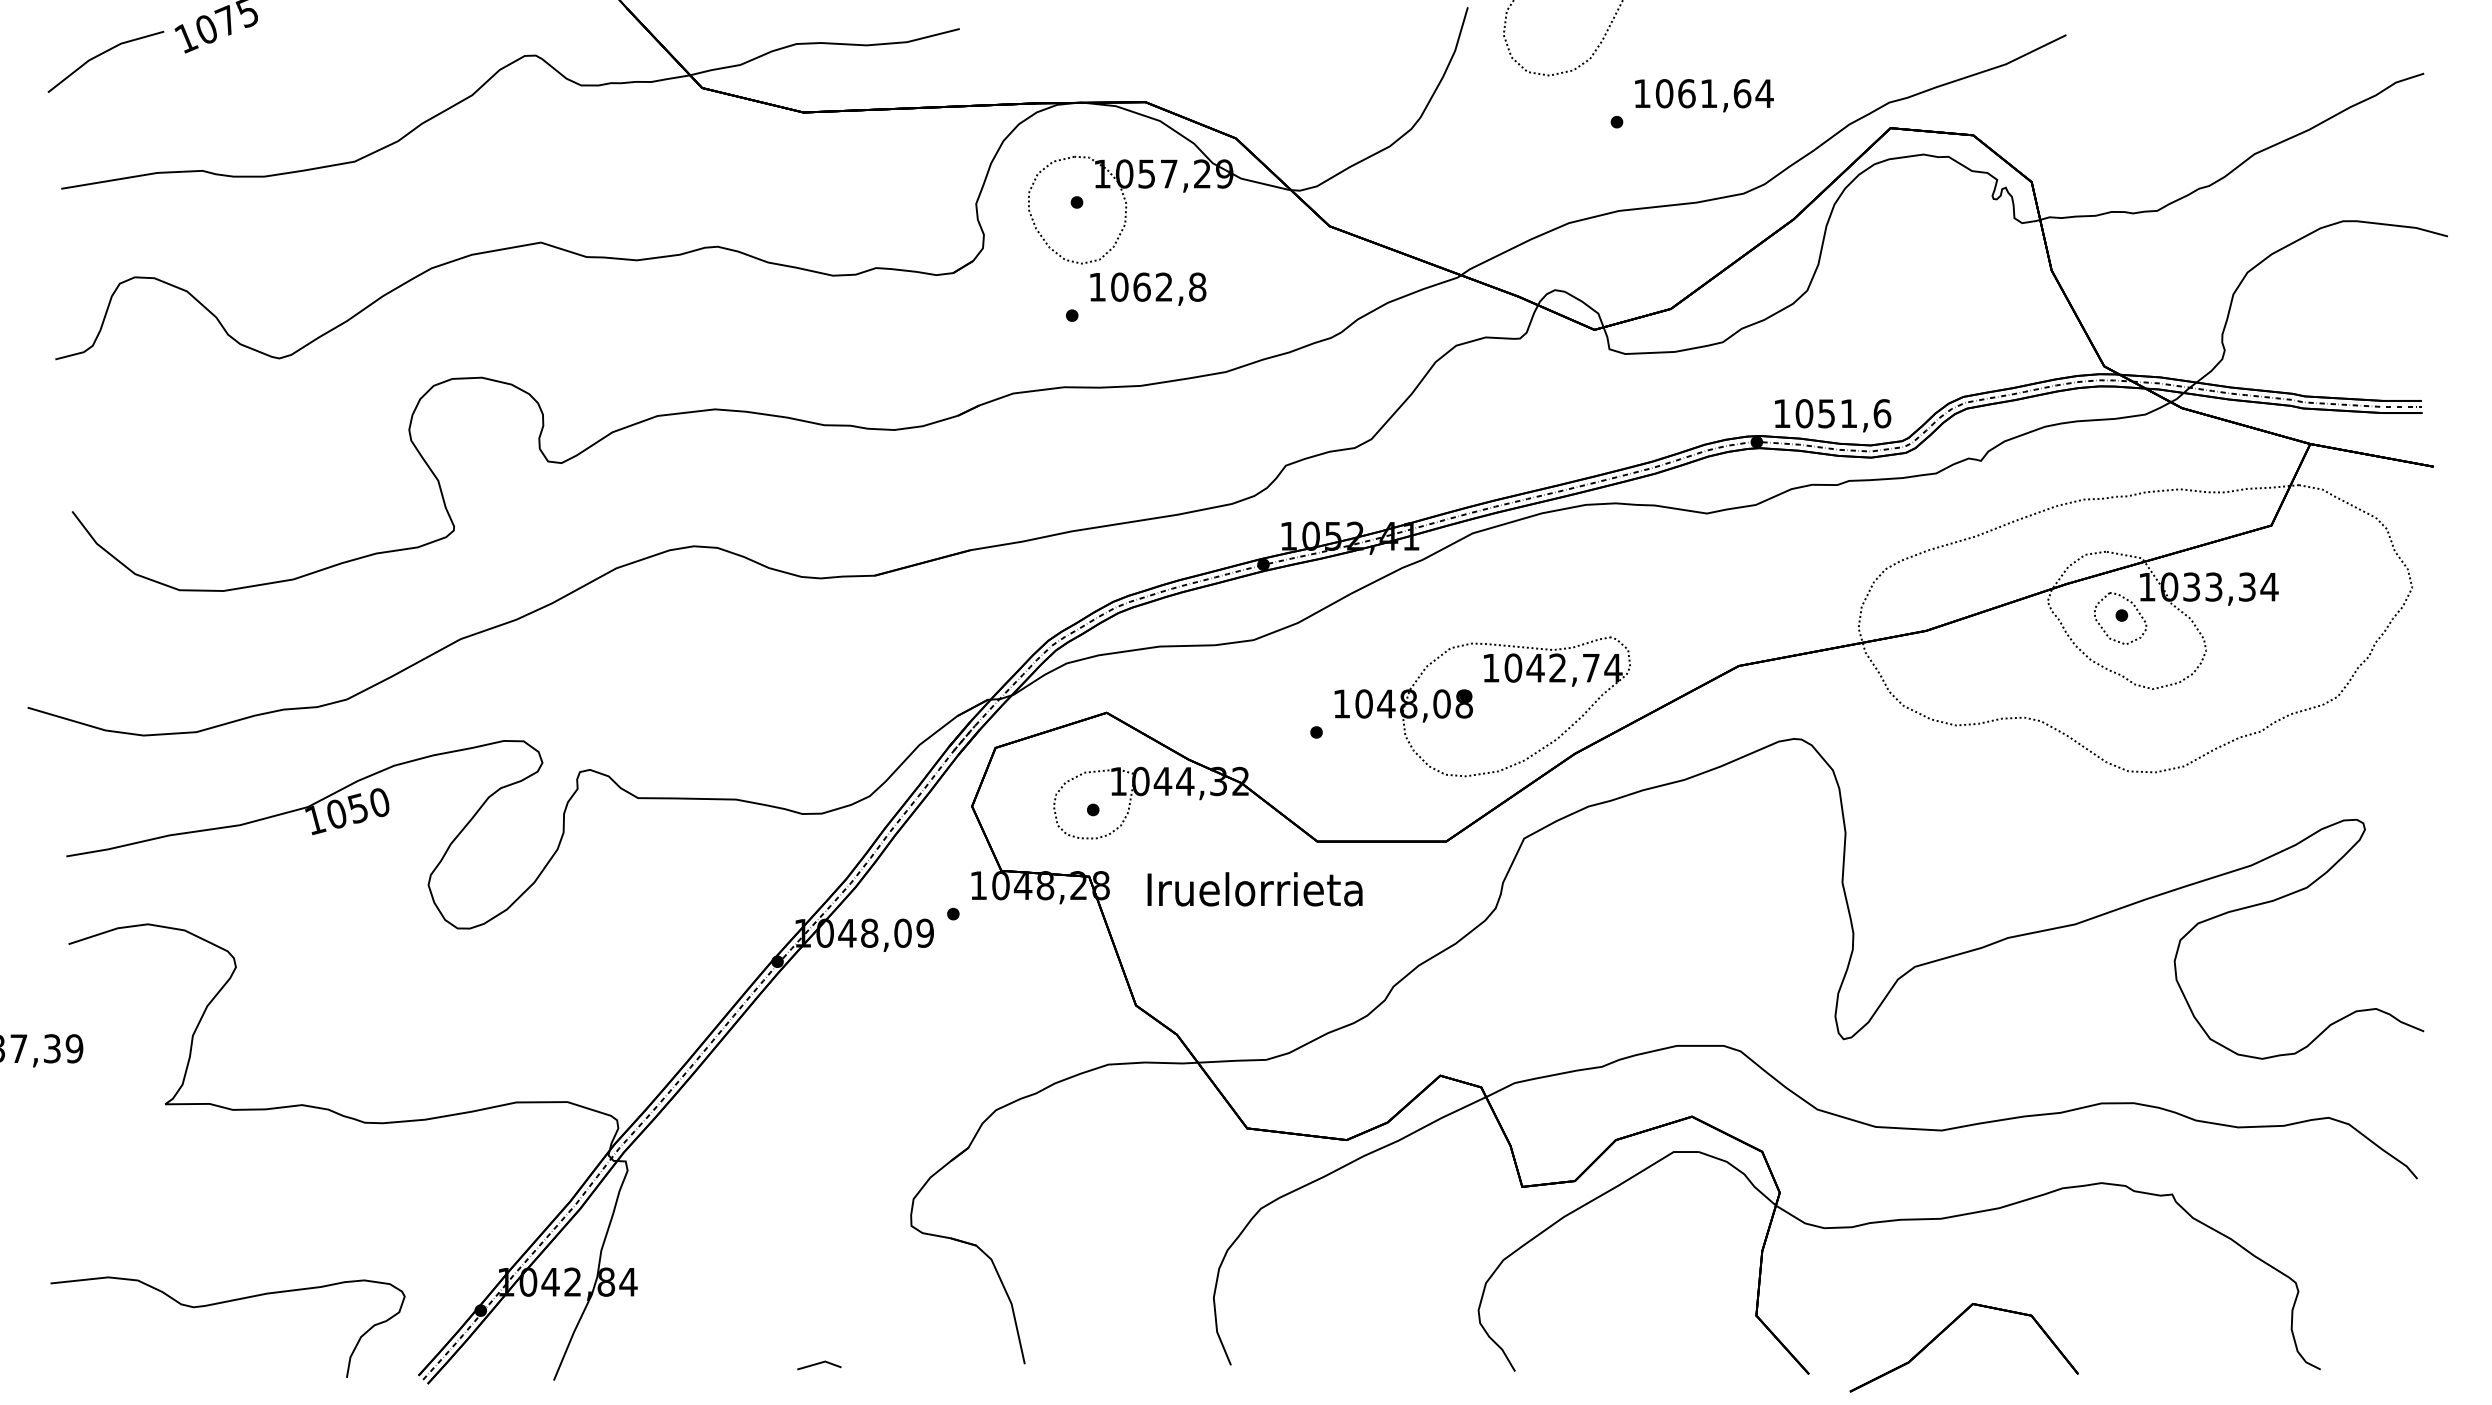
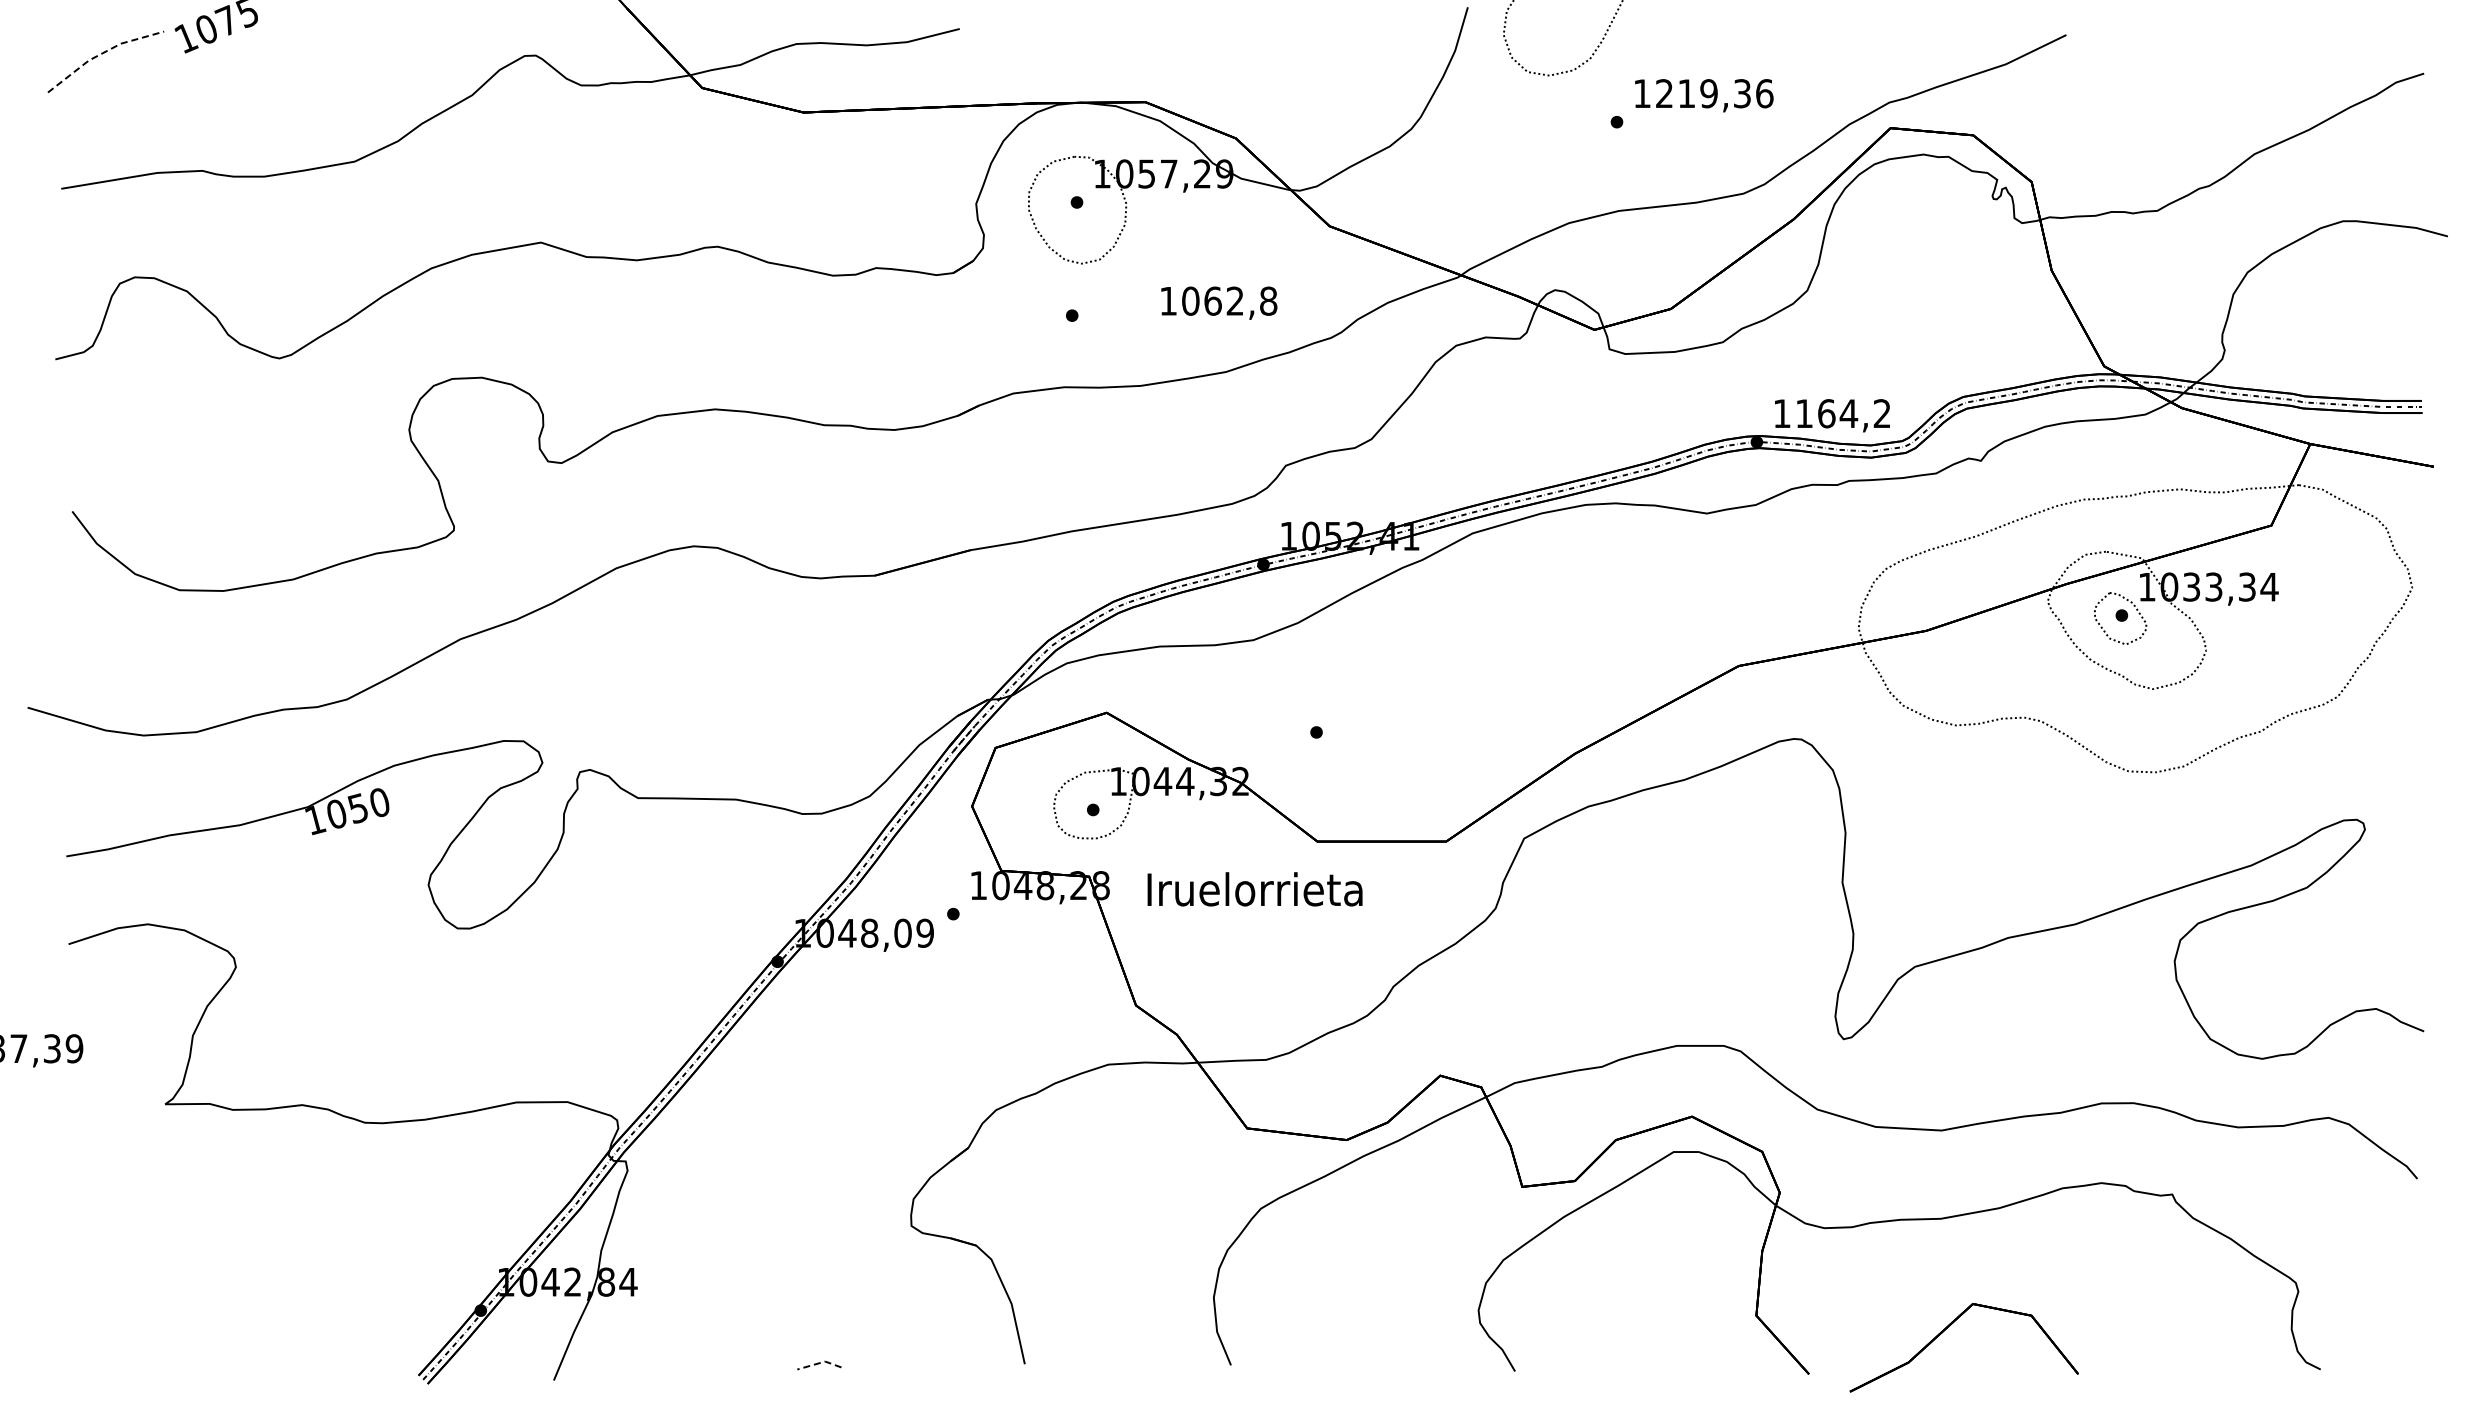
line: solid -> dashed (101, 53)
text: 1061,64 -> 1219,36 (1714, 93)
text position: (1148, 288) -> (1219, 302) (1219, 302)
text: 1051,6 -> 1164,2 (1843, 413)
part: present -> none (1472, 706)
curve: present -> none (223, 1303)
line: solid -> dashed (819, 1363)
